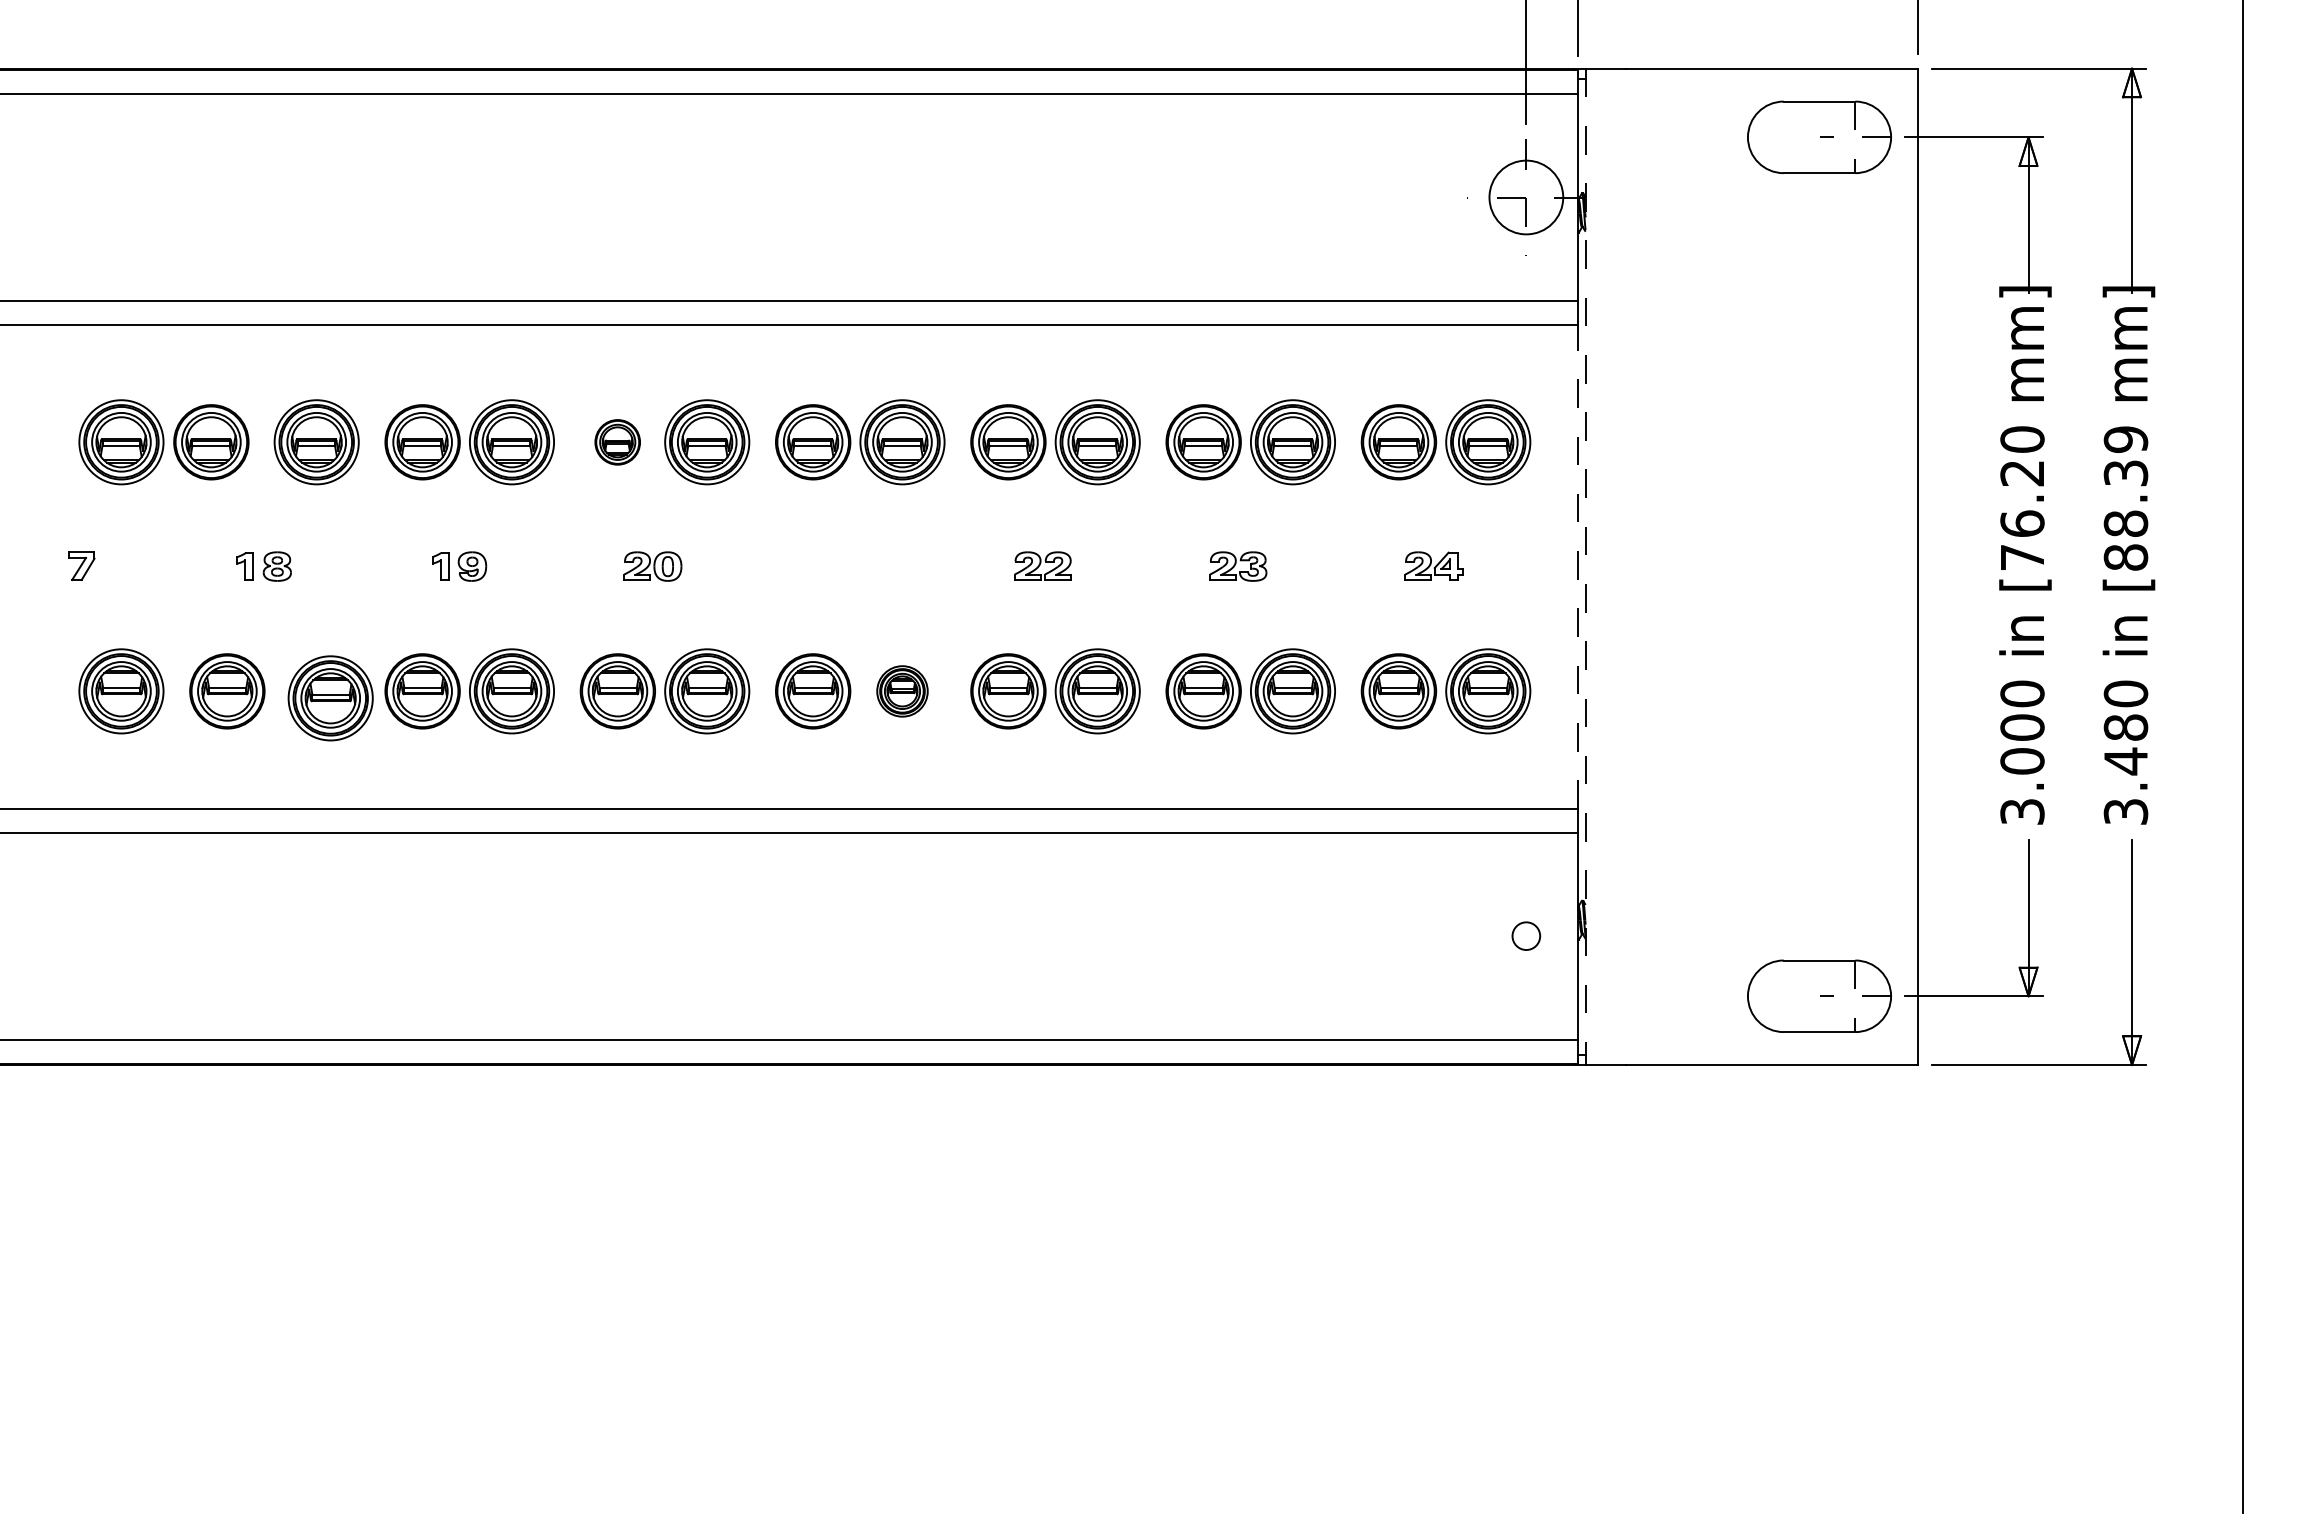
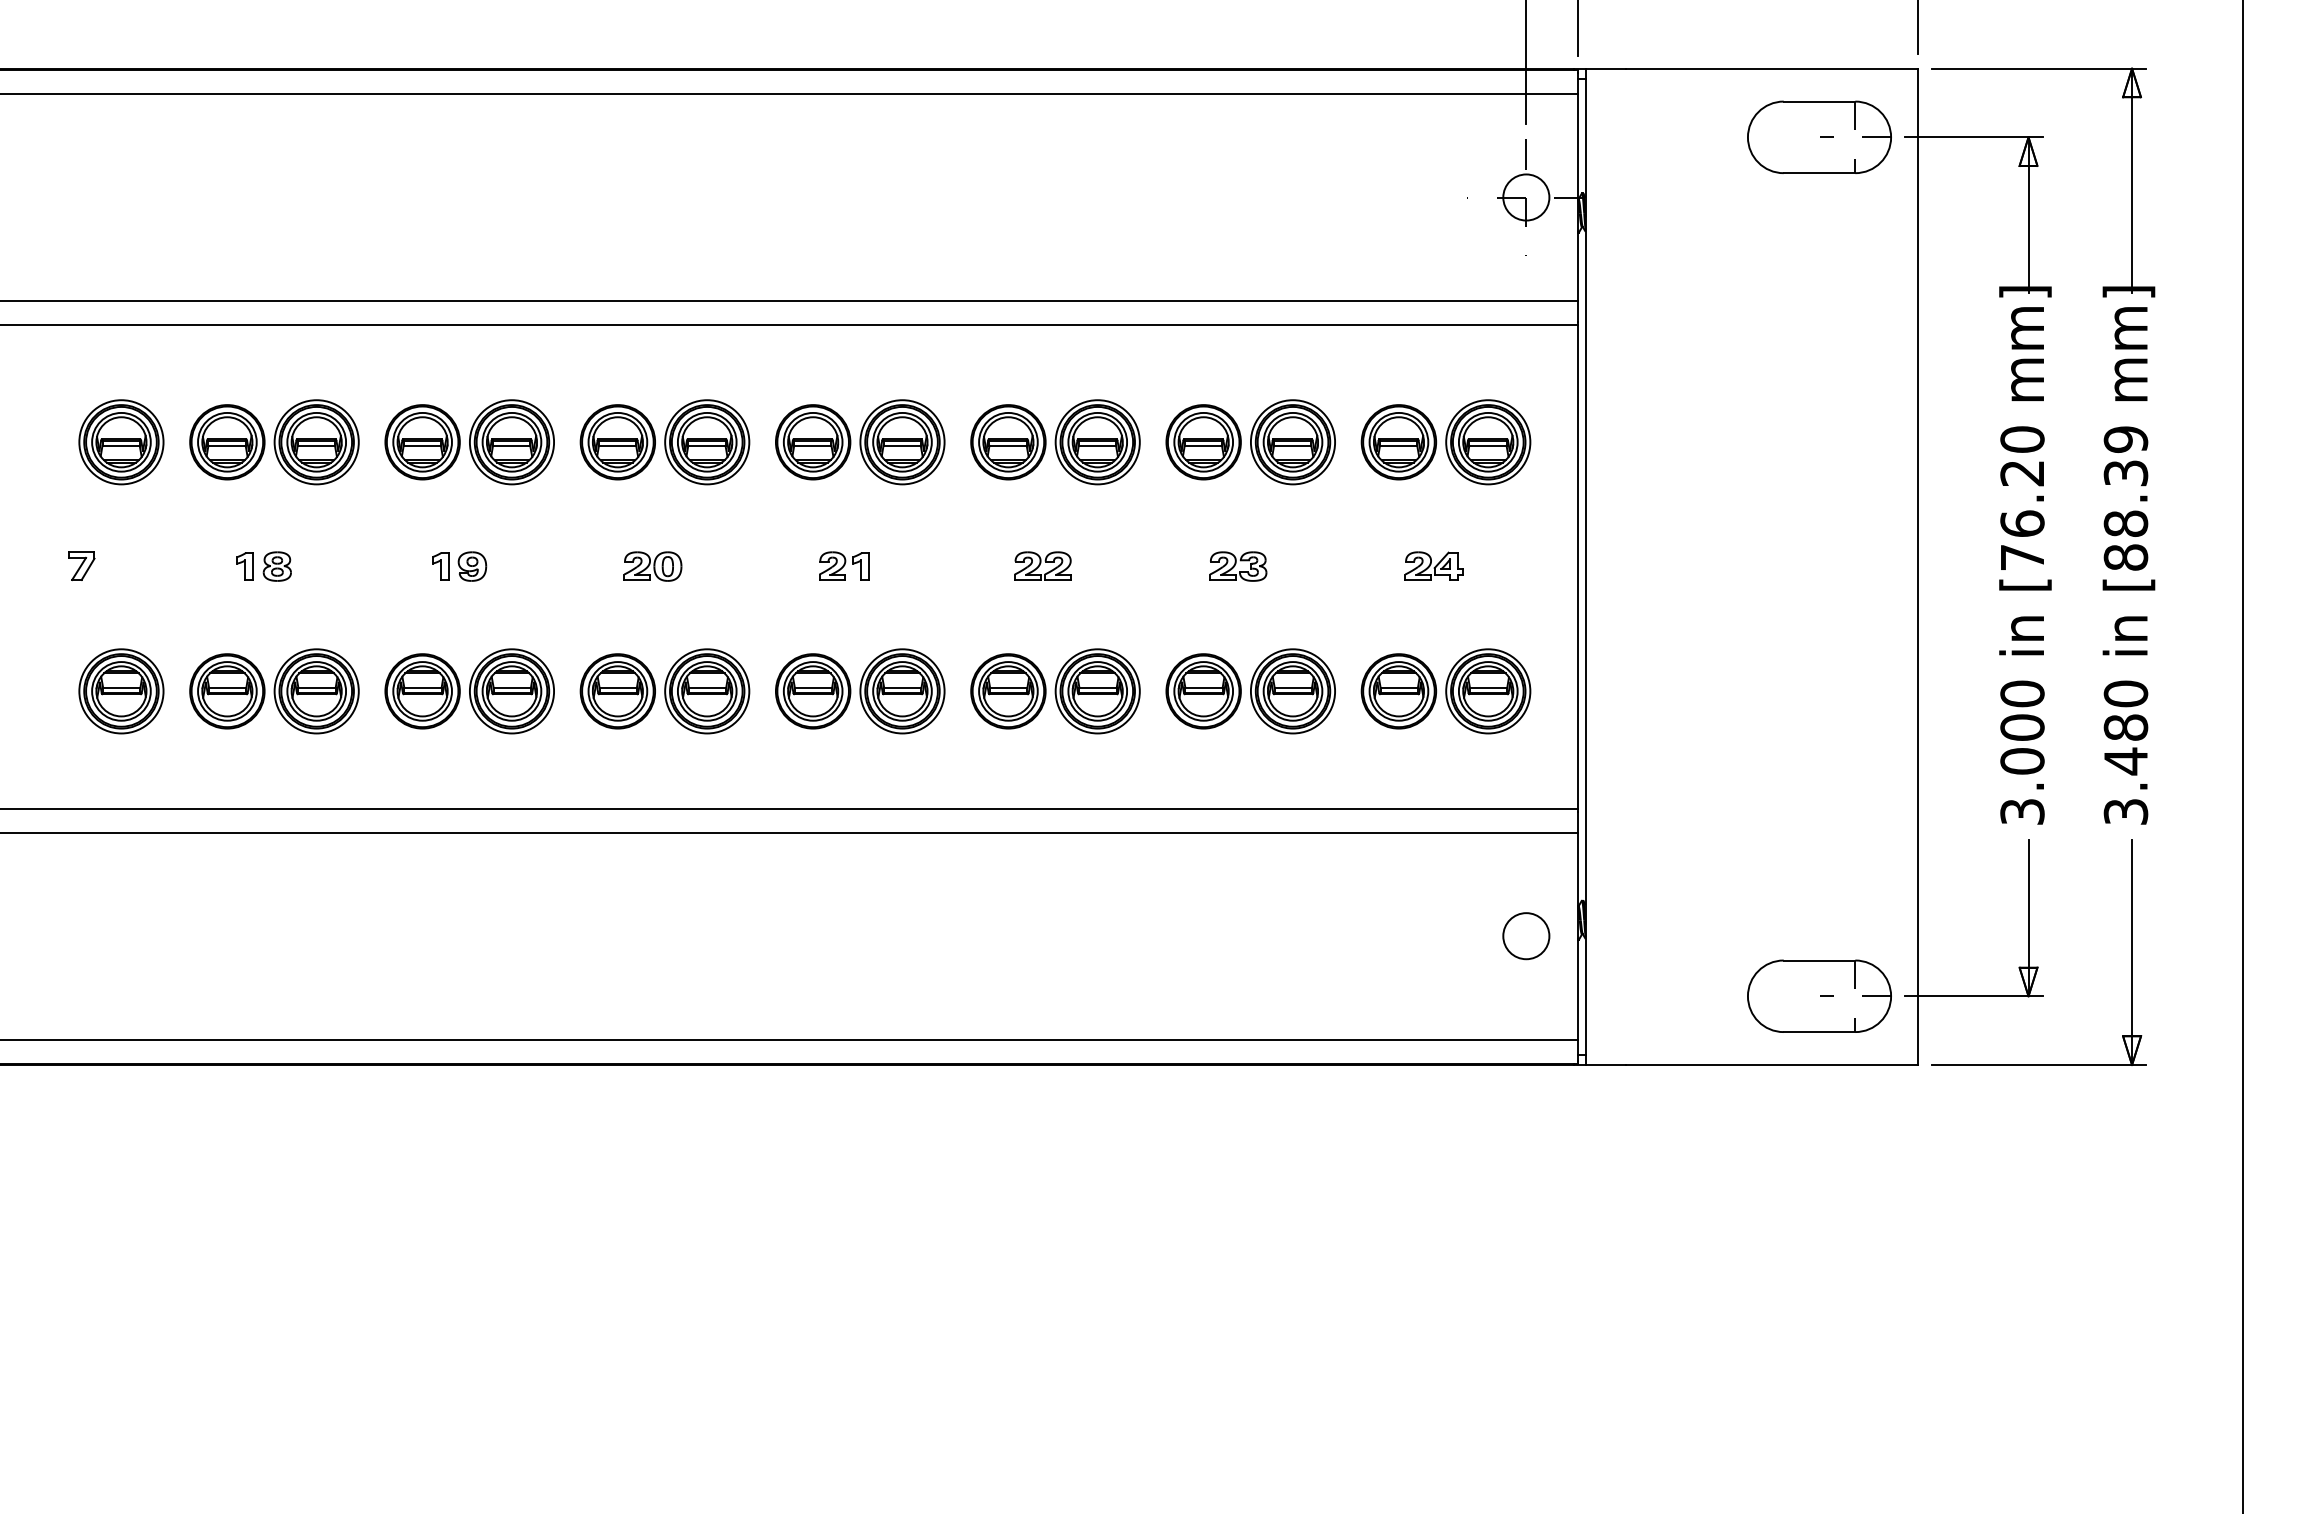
circle diameter: 74 px -> 46 px (1526, 197)
part position: (211, 442) -> (227, 442) (227, 442)
part size: 47x47 px -> 77x77 px (617, 442)
part: none -> present (844, 565)
line: dashed -> solid (1577, 566)
line: dashed -> solid (1585, 567)
part size: 53x53 px -> 87x87 px (902, 691)
part position: (330, 698) -> (316, 691) (316, 691)
circle diameter: 28 px -> 46 px (1526, 936)
